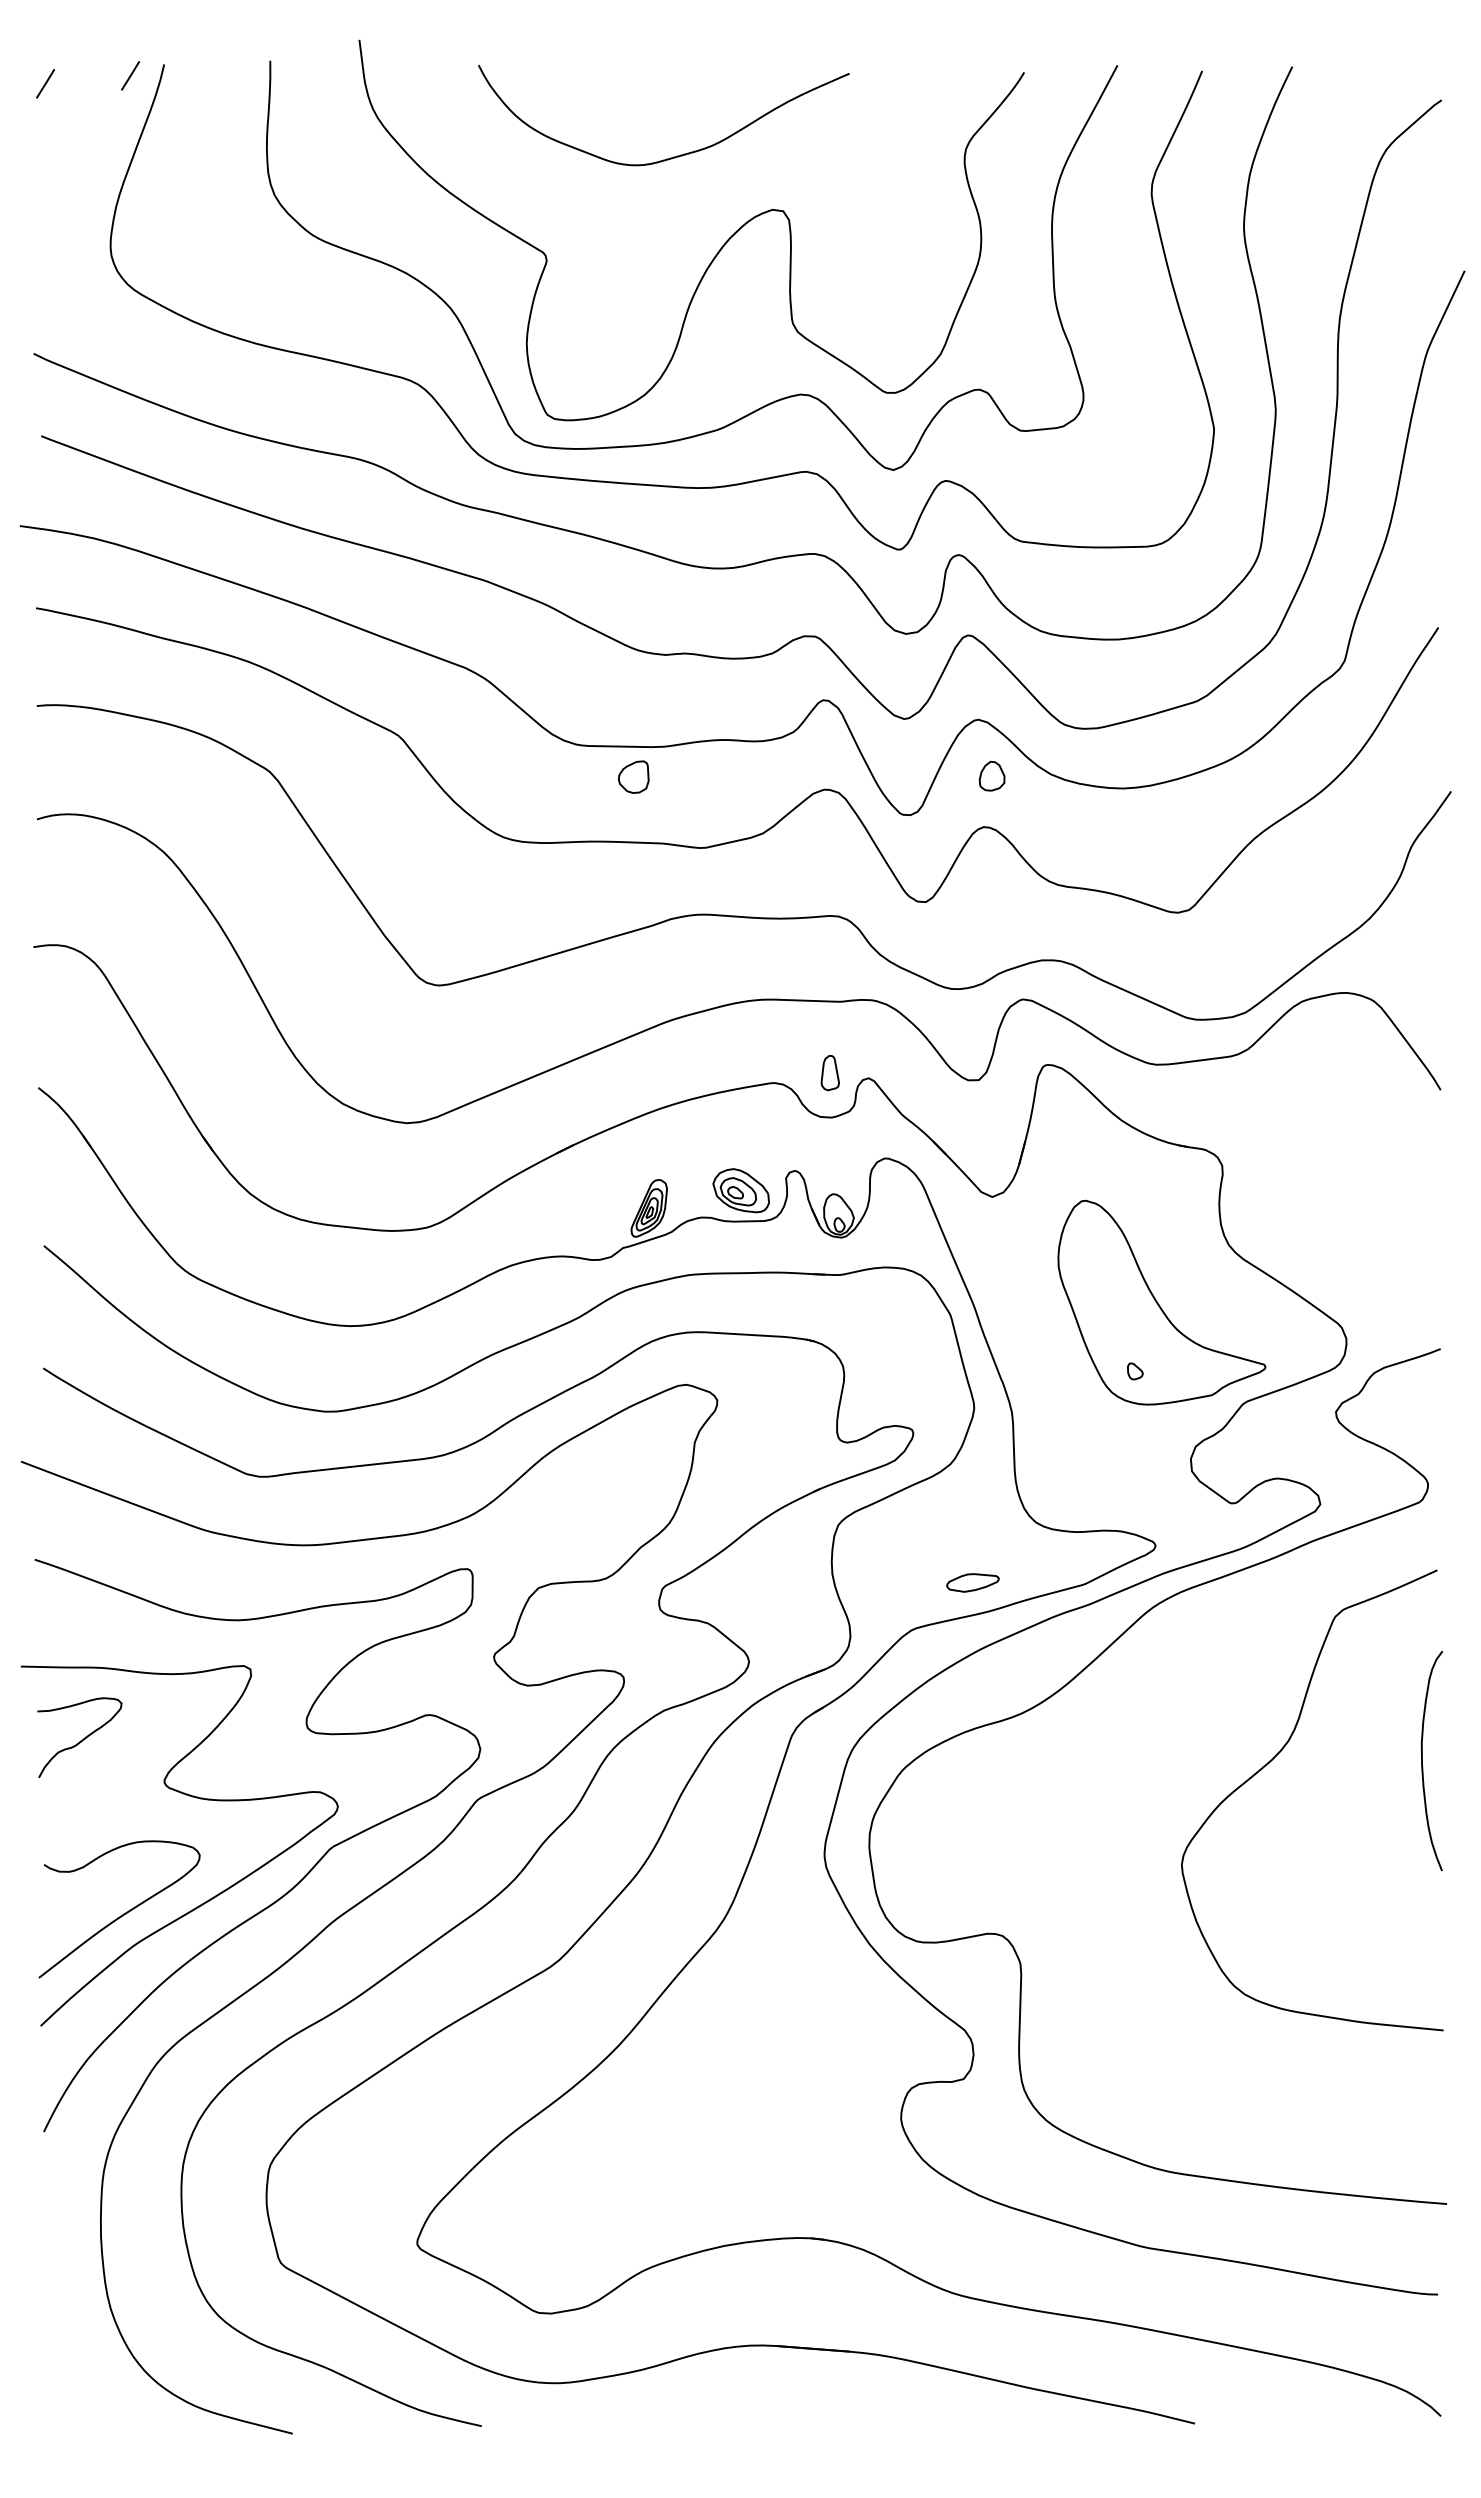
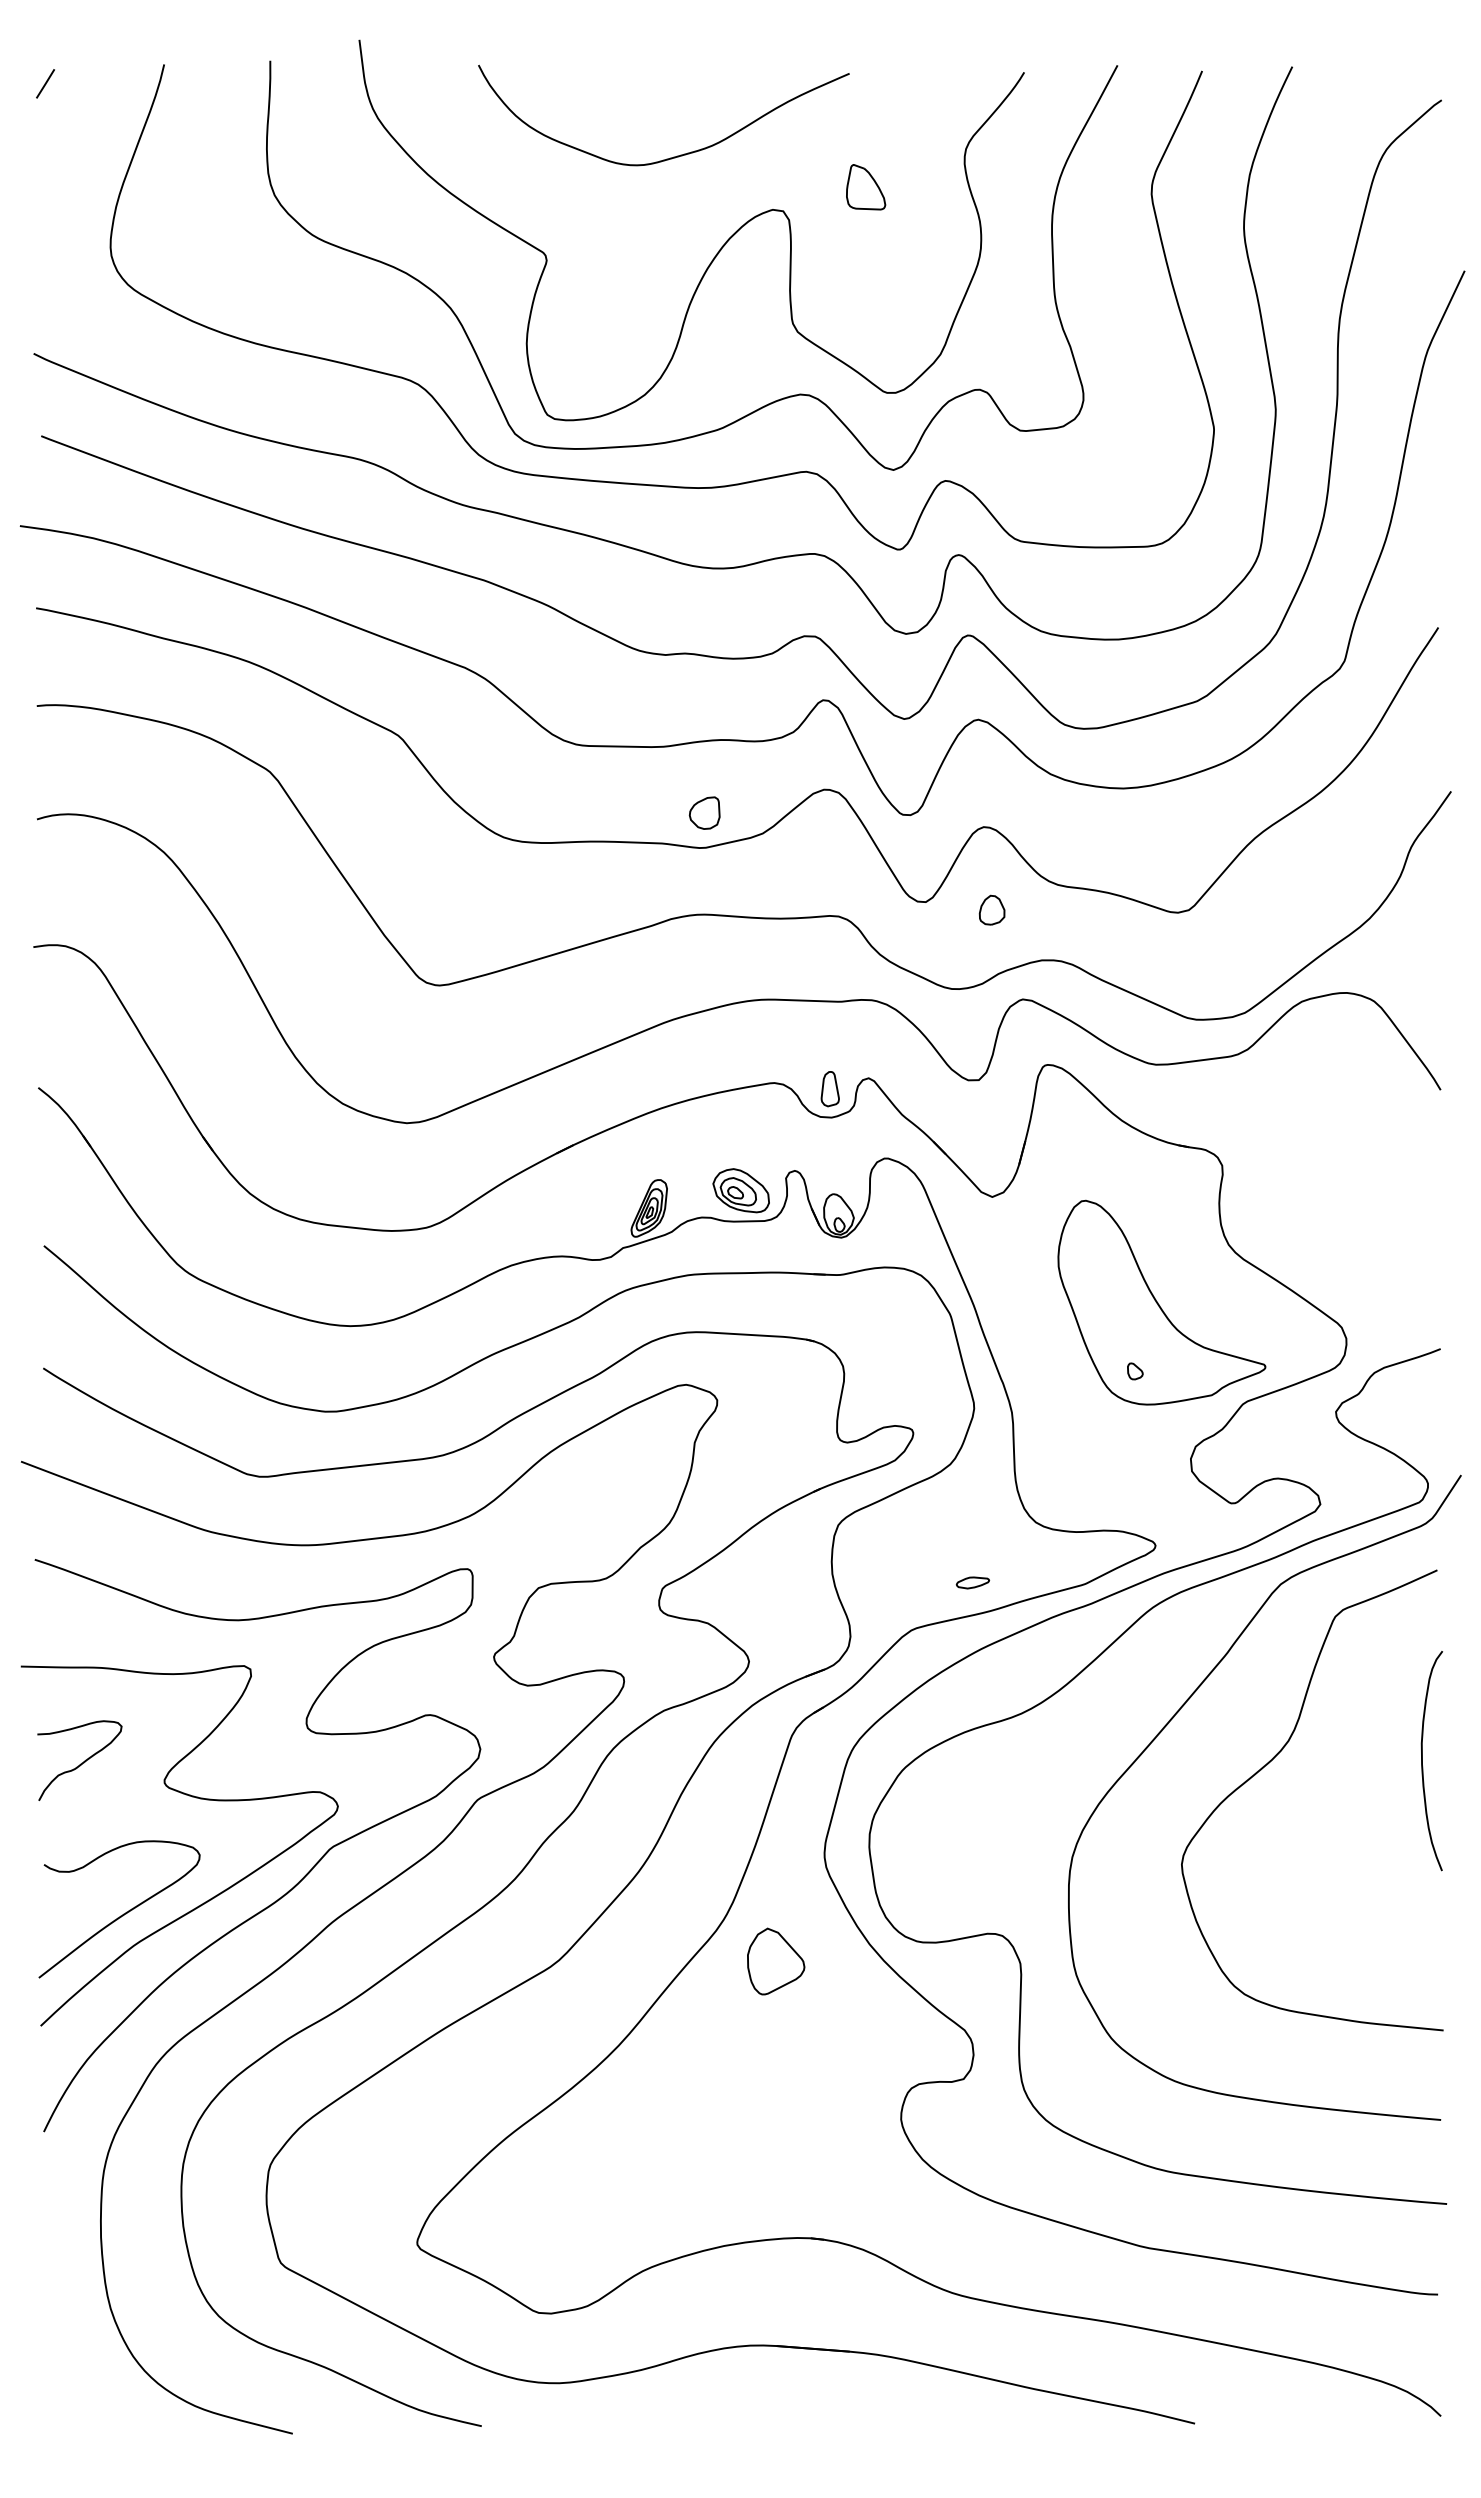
line: present -> none (130, 75)
part: none -> present (866, 187)
part position: (991, 775) -> (991, 909) (991, 909)
part position: (633, 776) -> (704, 812) (704, 812)
part position: (829, 1073) -> (829, 1089) (829, 1089)
part size: 54x20 px -> 36x14 px (972, 1582)
curve: none -> present (1174, 1717)
curve position: (80, 1740) -> (80, 1763) (80, 1763)
part: none -> present (776, 1961)
